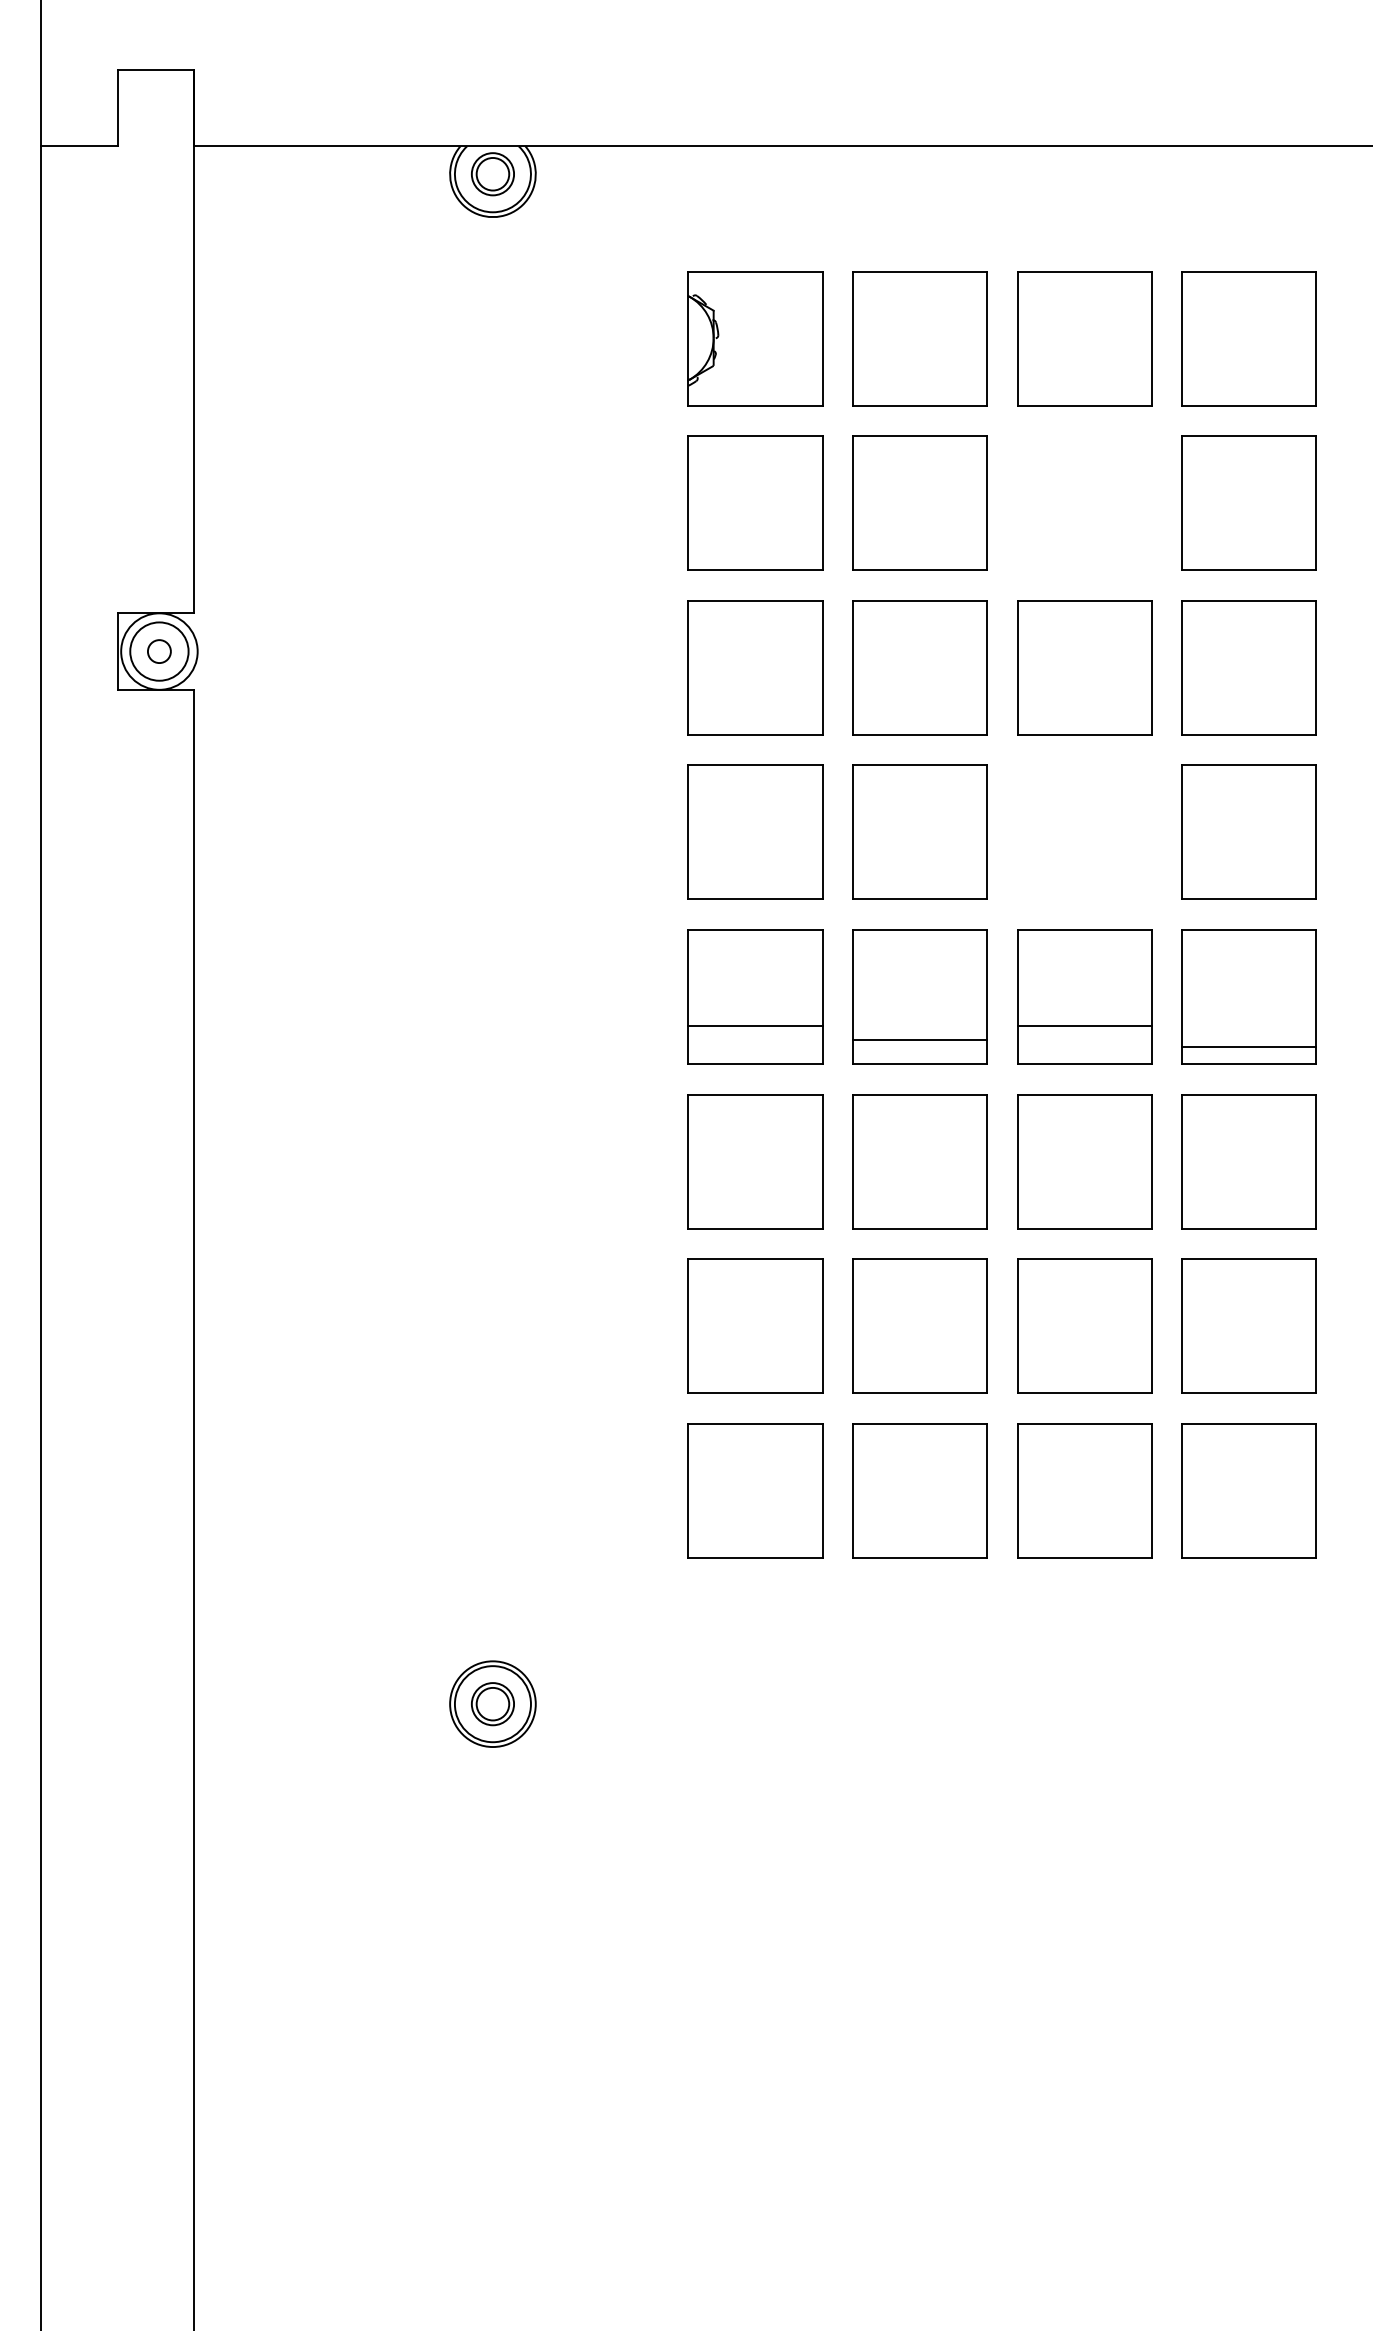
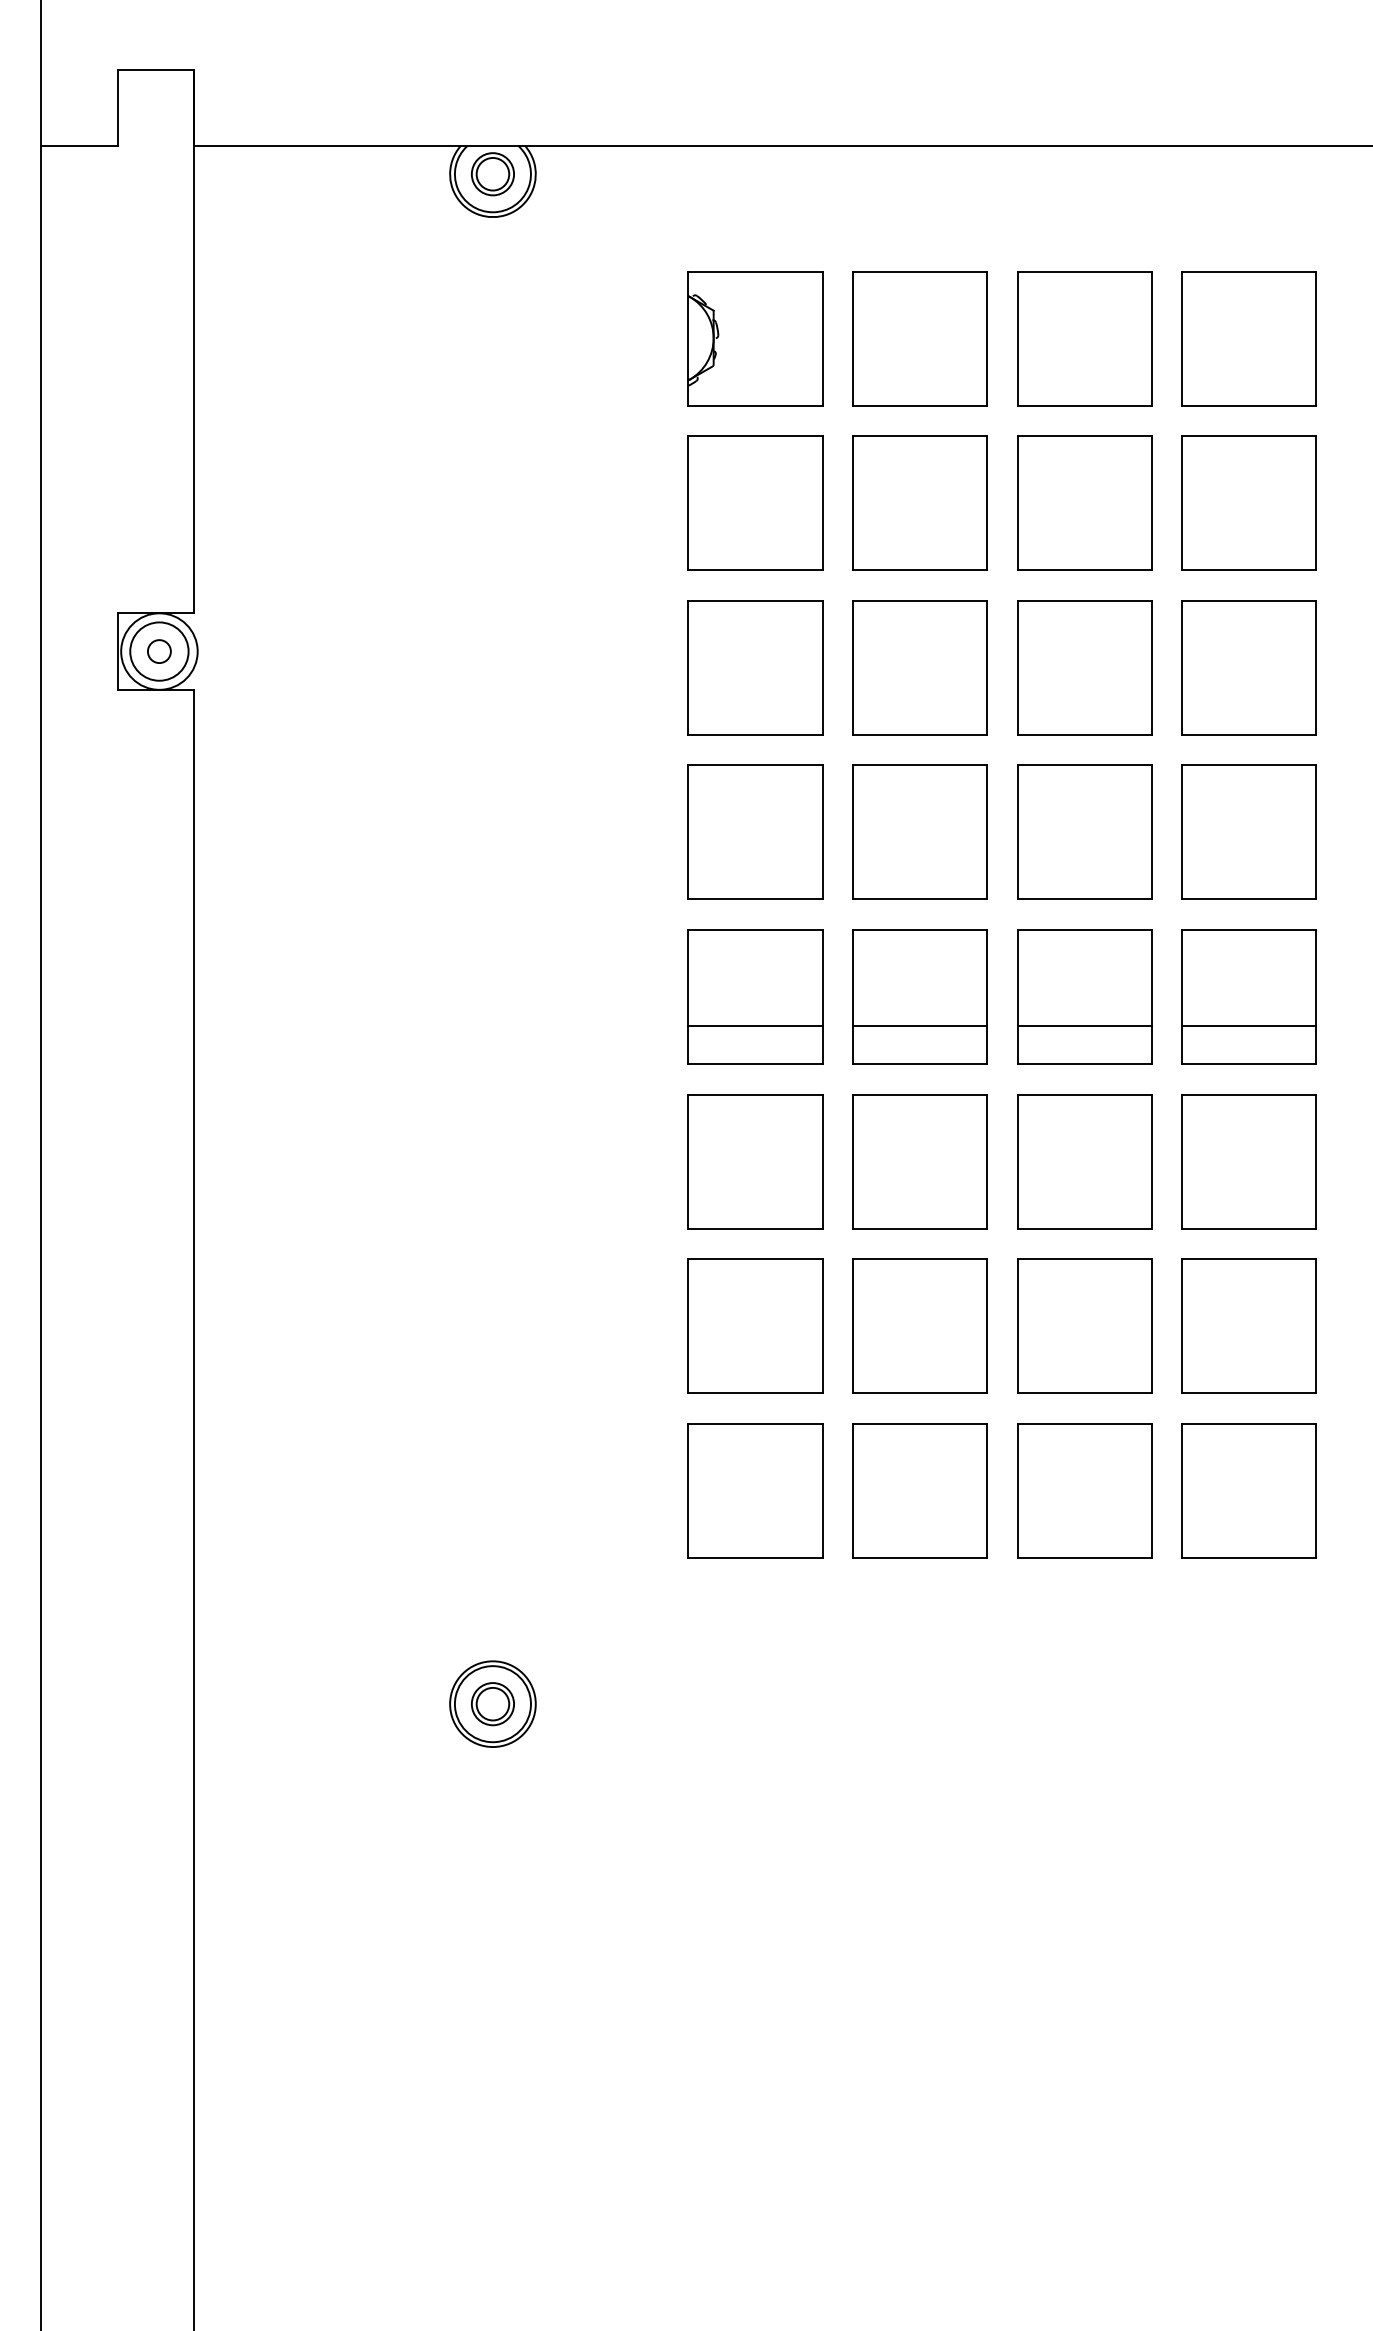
part: none -> present (1084, 502)
part: none -> present (1084, 831)
line position: (920, 1039) -> (920, 1025) (920, 1025)
line position: (1249, 1046) -> (1249, 1025) (1249, 1025)
